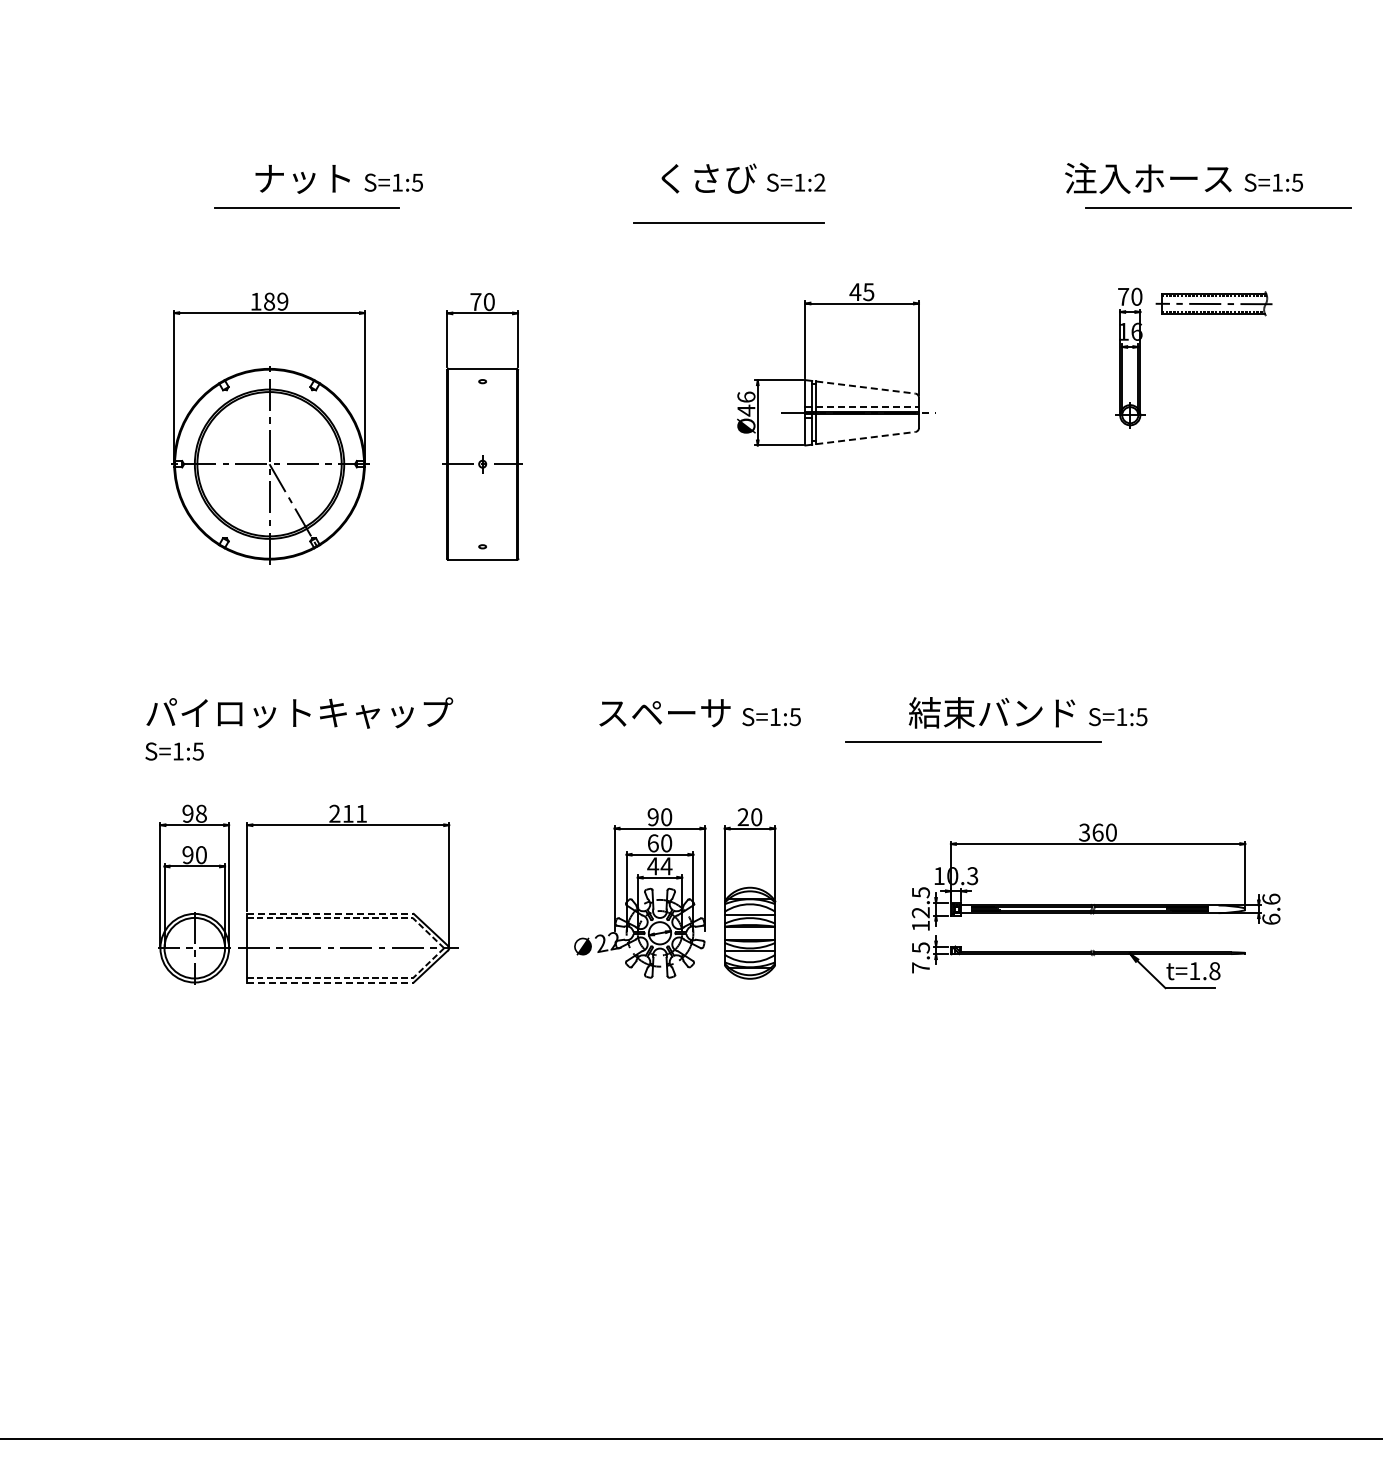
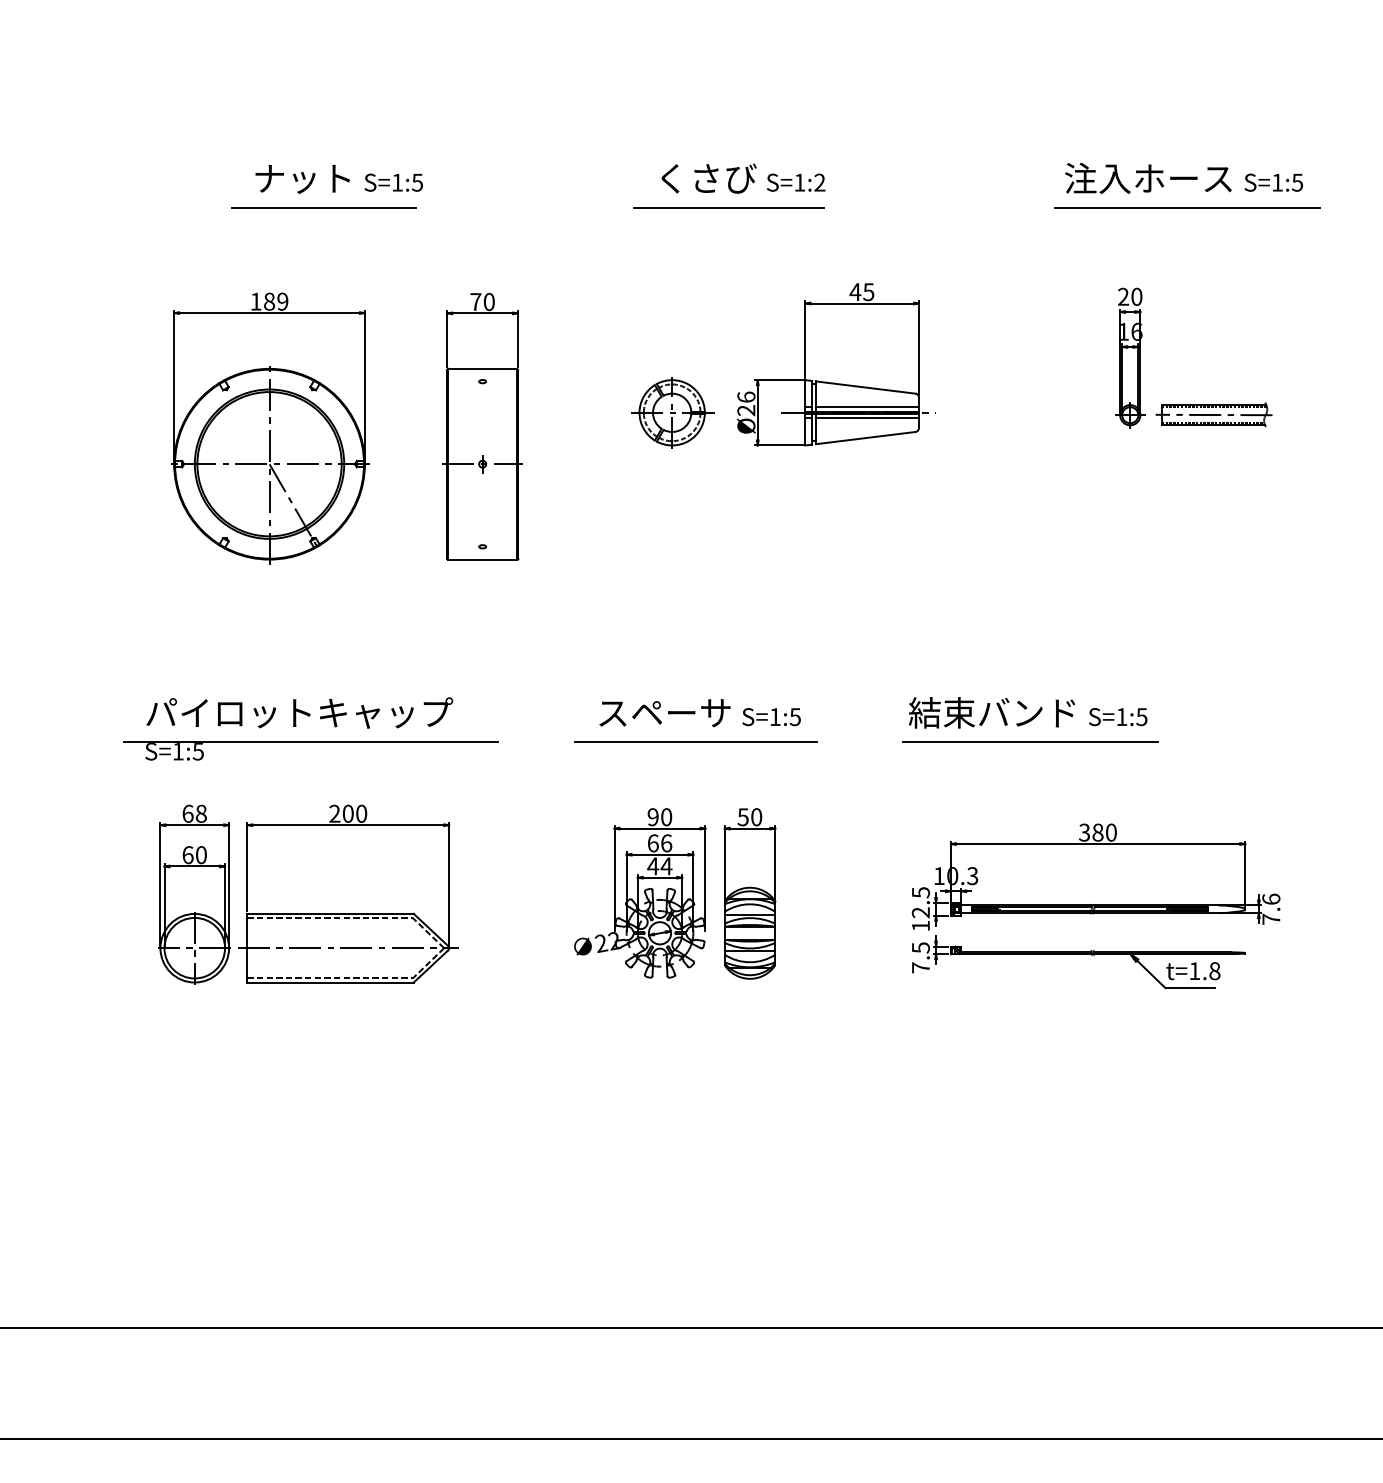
line position: (306, 207) -> (323, 207) (323, 207)
line position: (1218, 207) -> (1187, 207) (1187, 207)
line position: (728, 222) -> (728, 207) (728, 207)
text: 70 -> 20 (1123, 296)
part position: (1213, 303) -> (1213, 414) (1213, 414)
line: dashed -> solid (865, 387)
line: dashed -> solid (868, 407)
text: Ø46 -> Ø26 (746, 410)
part: none -> present (672, 412)
line: none -> present (867, 418)
line: dashed -> solid (865, 438)
line position: (973, 741) -> (1030, 741) (1030, 741)
line: none -> present (310, 742)
line: none -> present (695, 742)
text: 98 -> 68 (187, 813)
text: 211 -> 200 (354, 813)
text: 20 -> 50 (742, 817)
text: 360 -> 380 (1097, 832)
text: 60 -> 66 (666, 843)
text: 90 -> 60 (187, 855)
line: dashed -> solid (331, 913)
text: 6.6 -> 7.6 (1271, 918)
line: dashed -> solid (331, 982)
line: none -> present (690, 1327)
